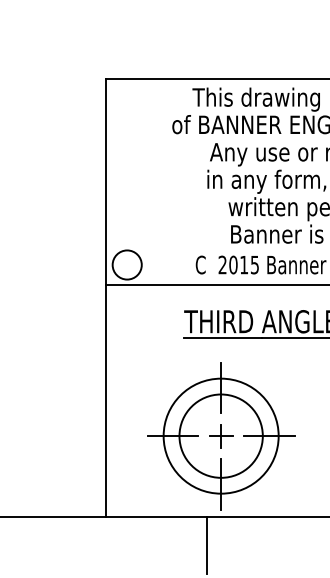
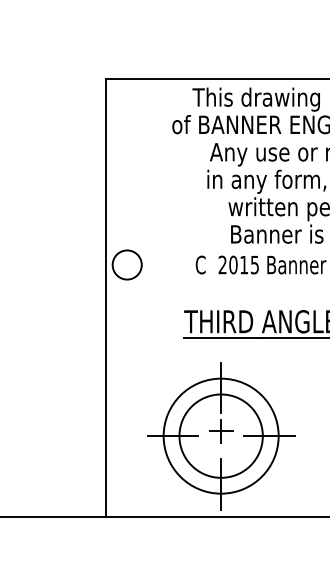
line: present -> none (216, 284)
part position: (221, 436) -> (221, 431) (221, 431)
line: present -> none (206, 545)
